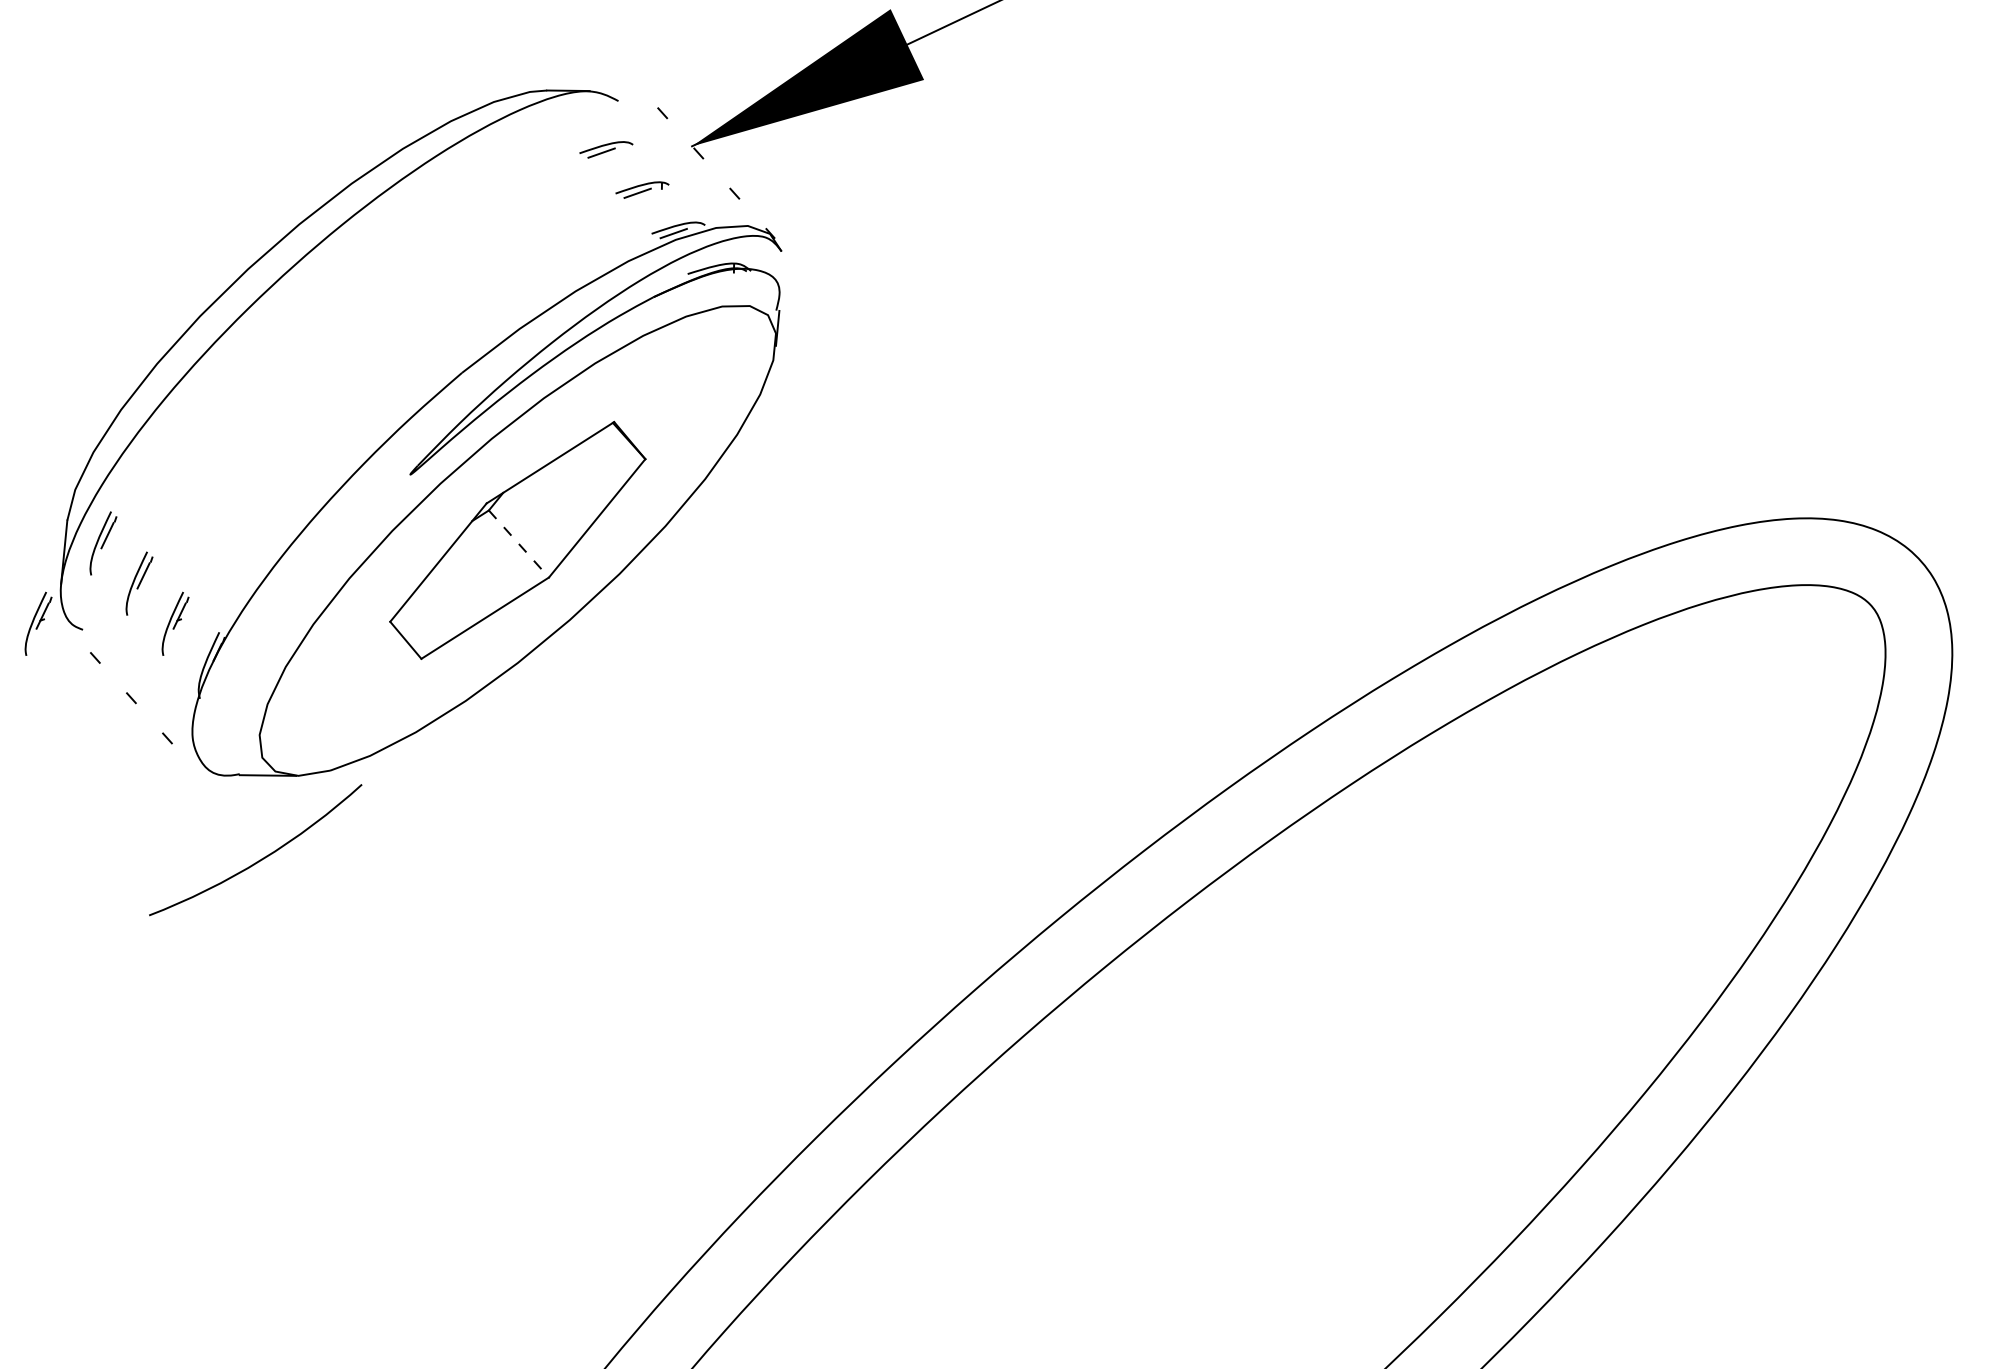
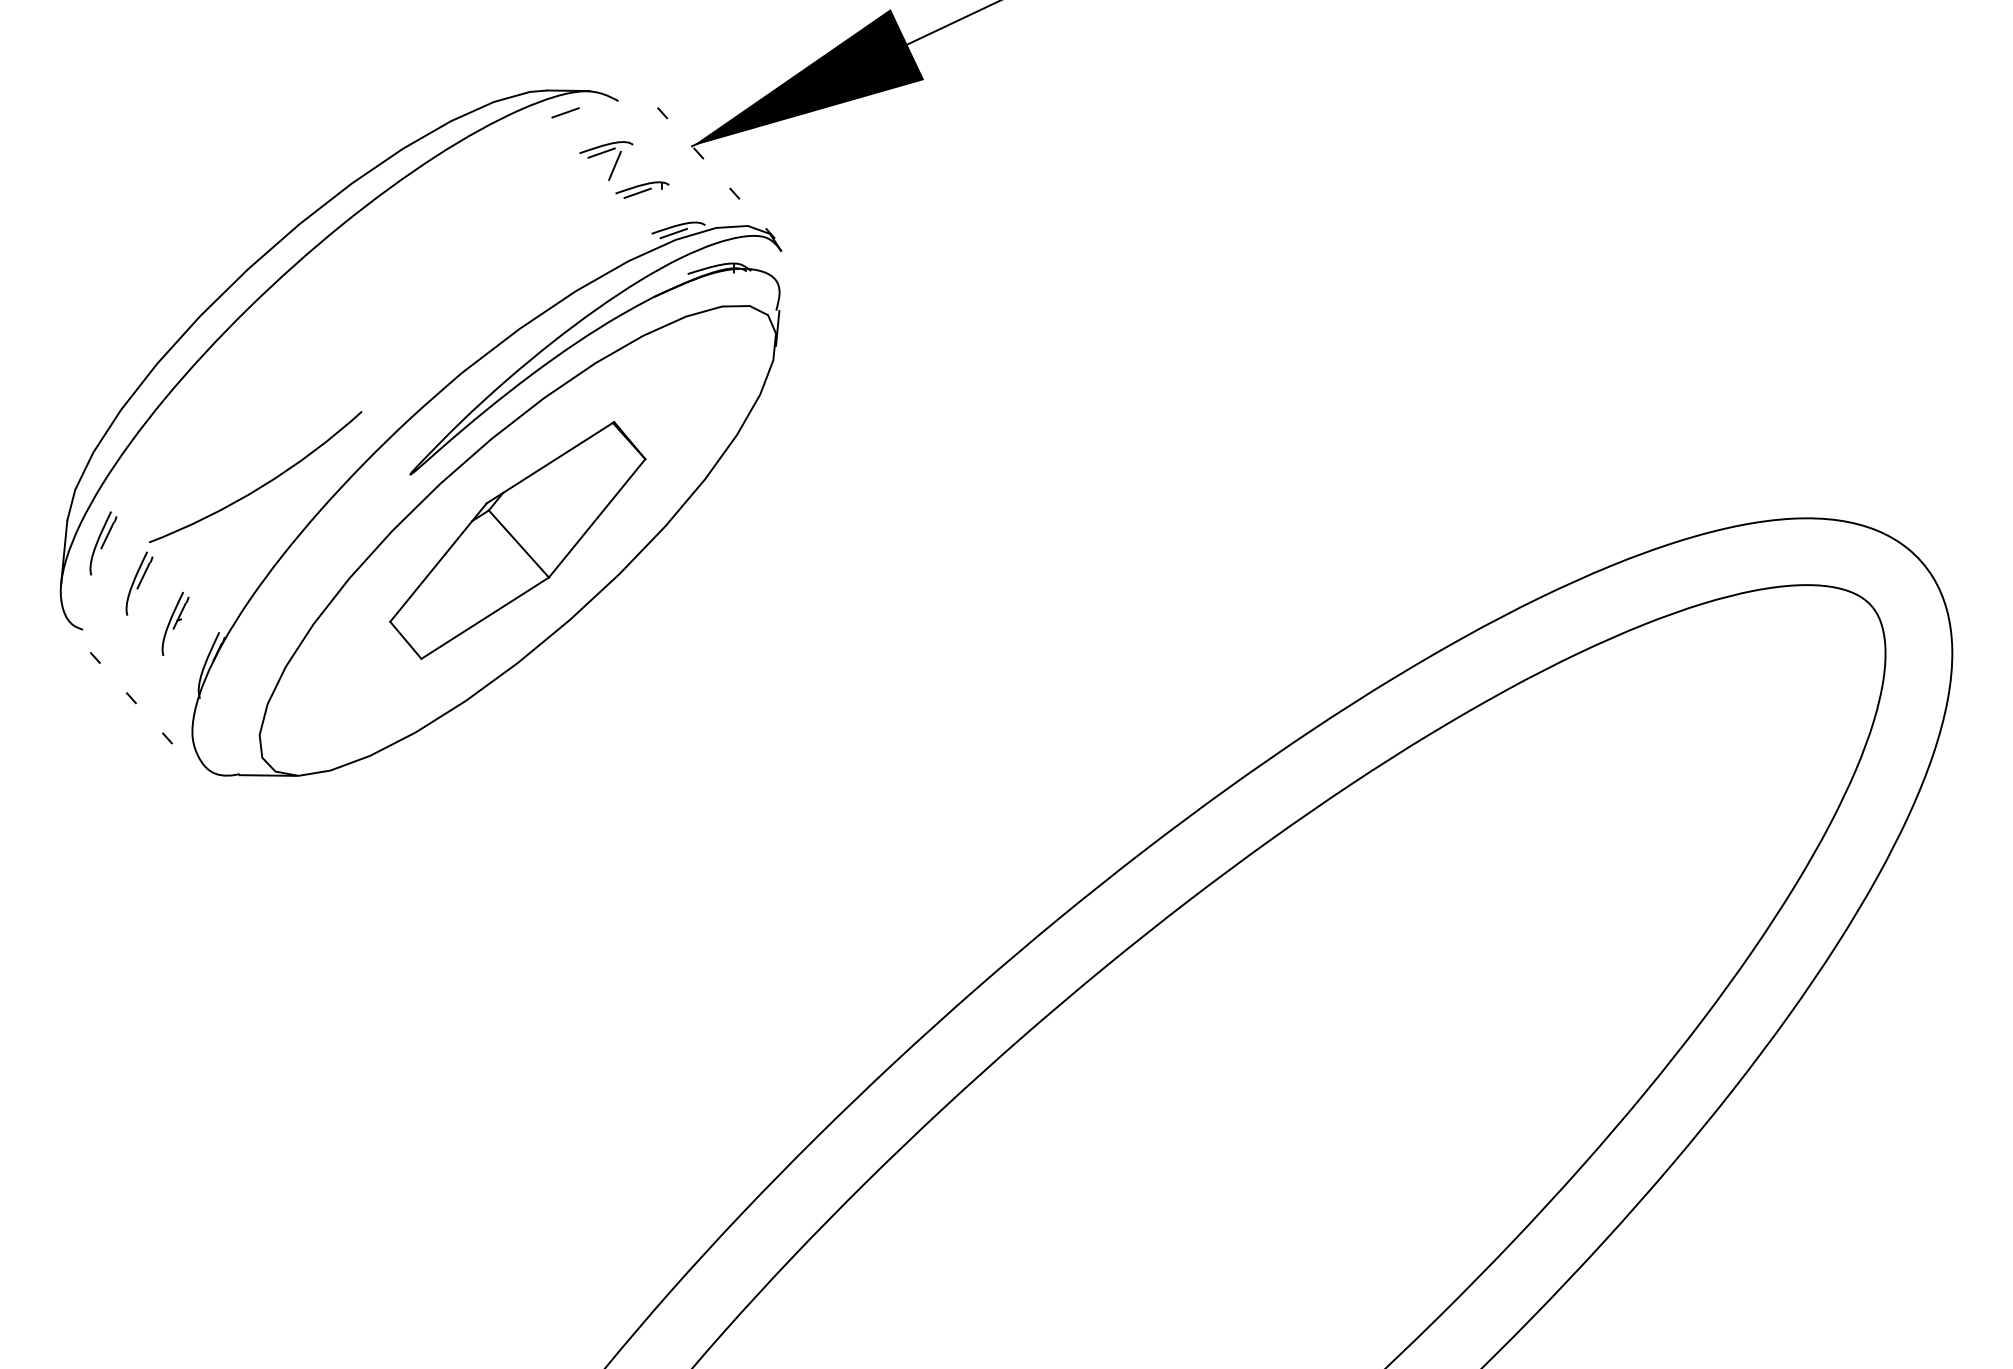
line: none -> present (565, 112)
line: none -> present (614, 165)
line: dashed -> solid (519, 544)
part: present -> none (38, 623)
arc position: (261, 858) -> (261, 485) (261, 485)
